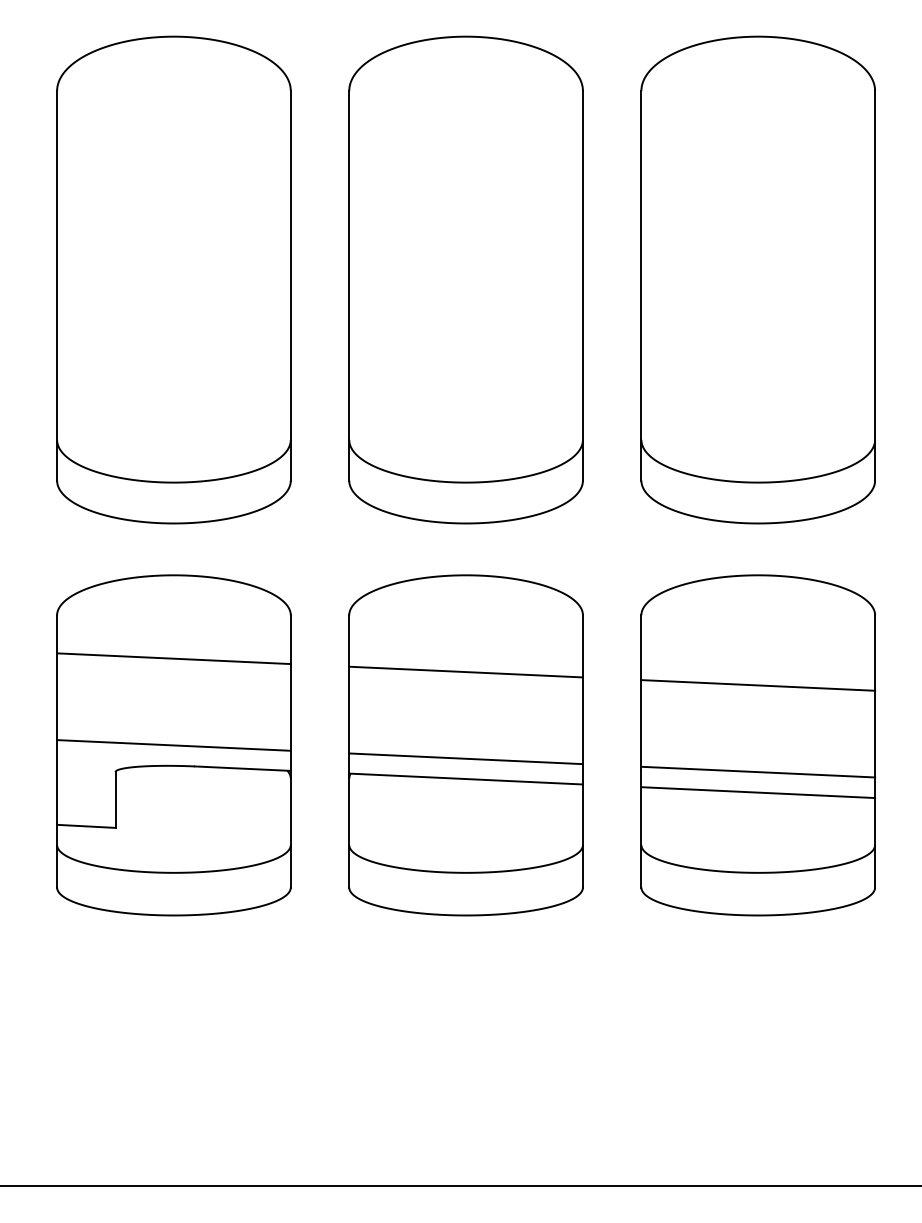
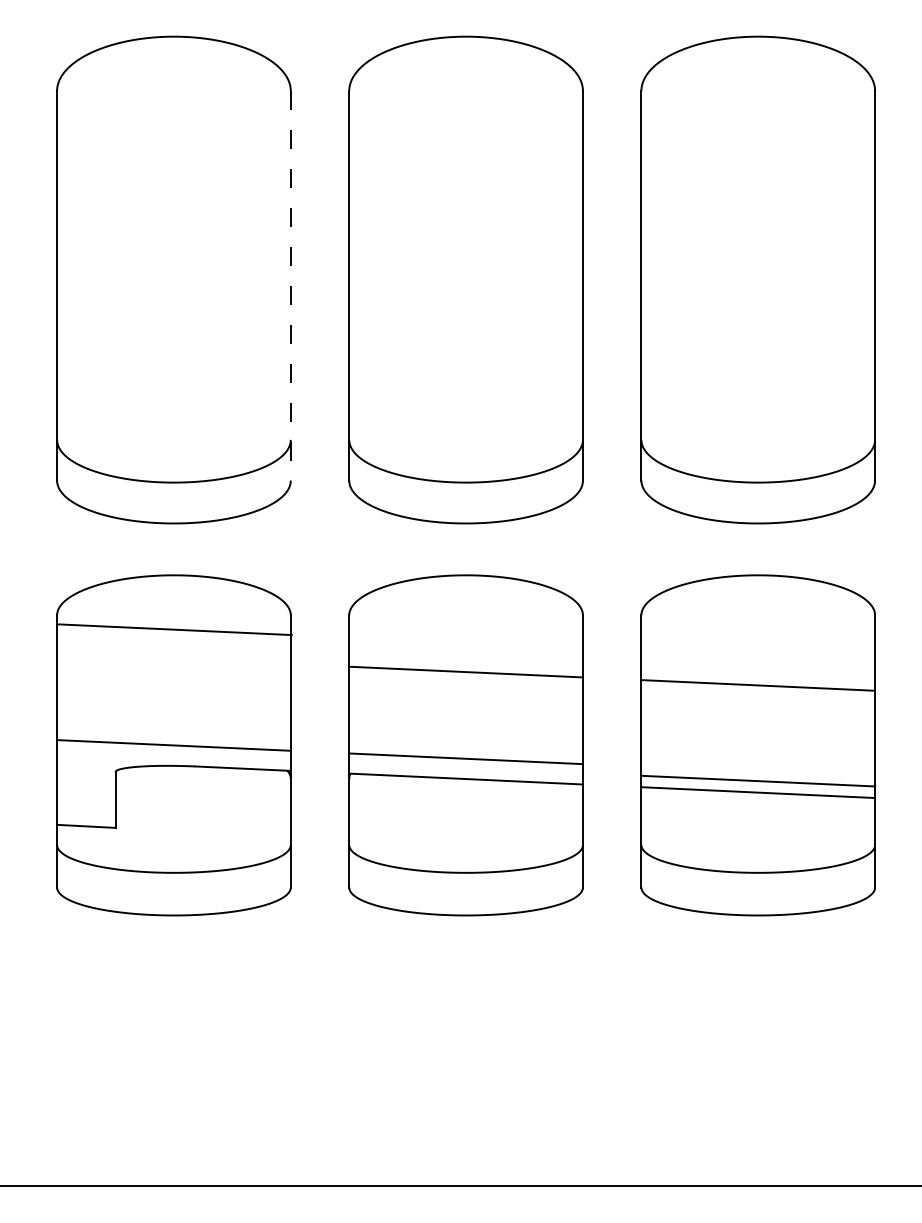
line: solid -> dashed (290, 285)
line position: (173, 658) -> (174, 629) (174, 629)
line position: (758, 771) -> (758, 780) (758, 780)
